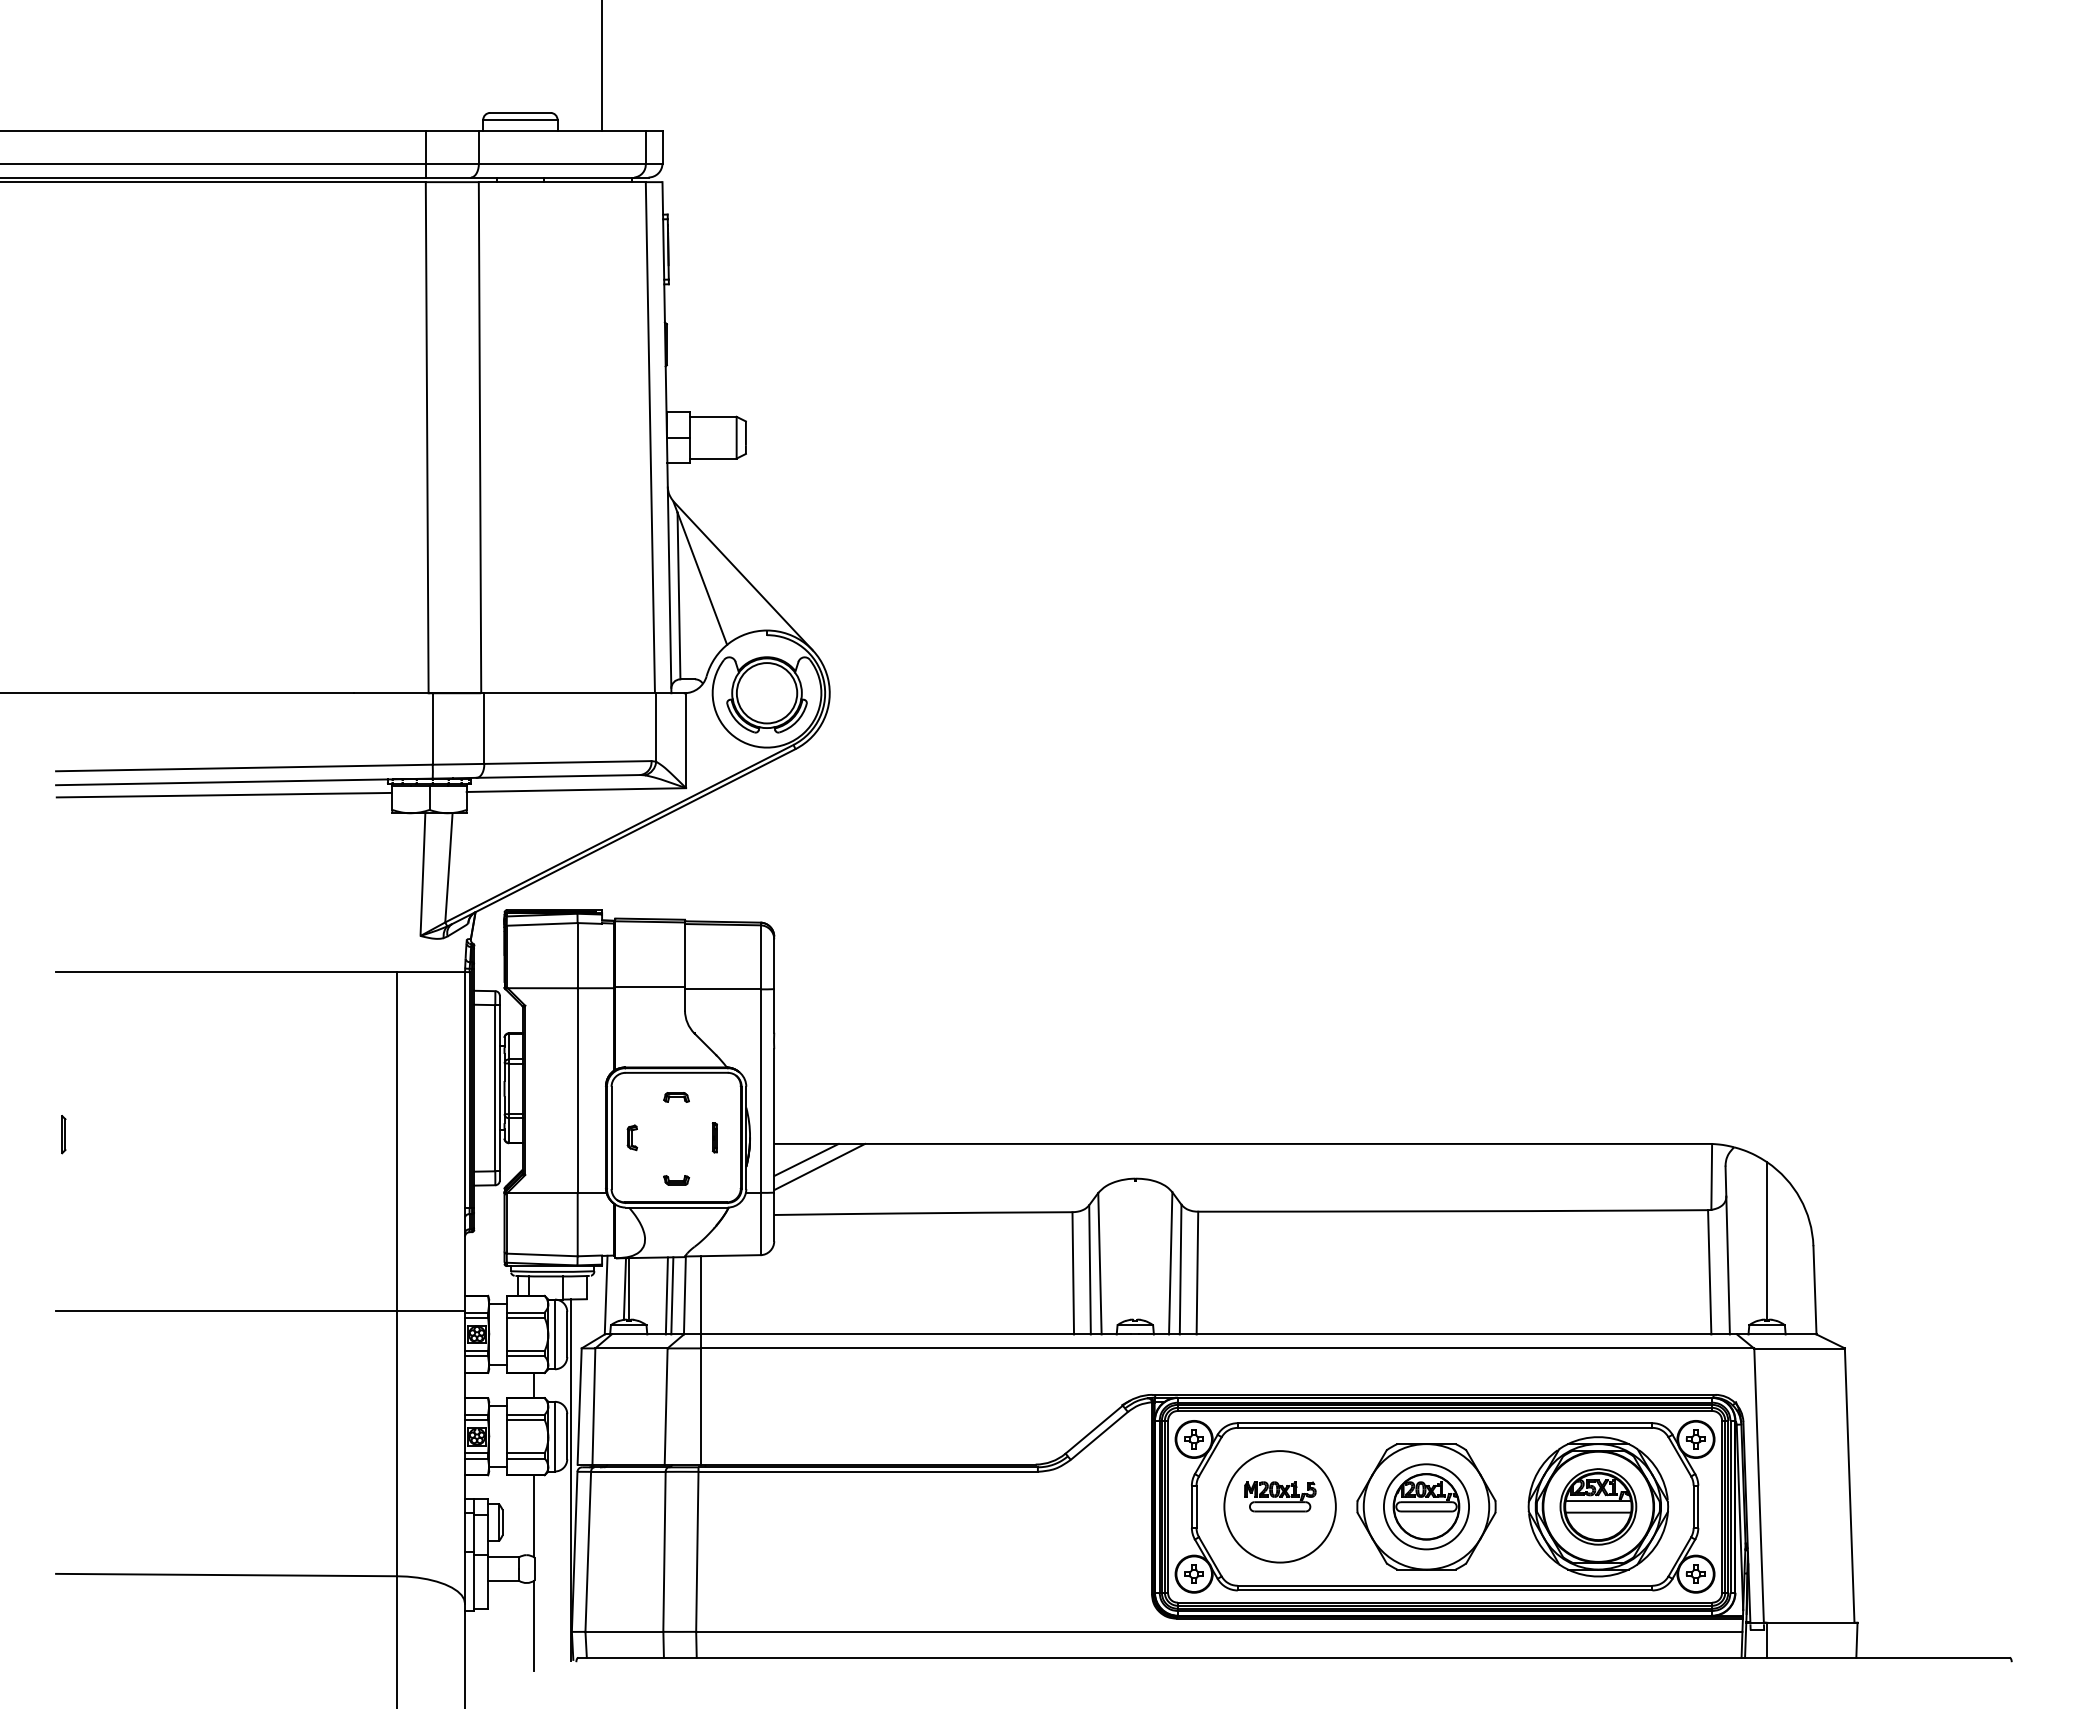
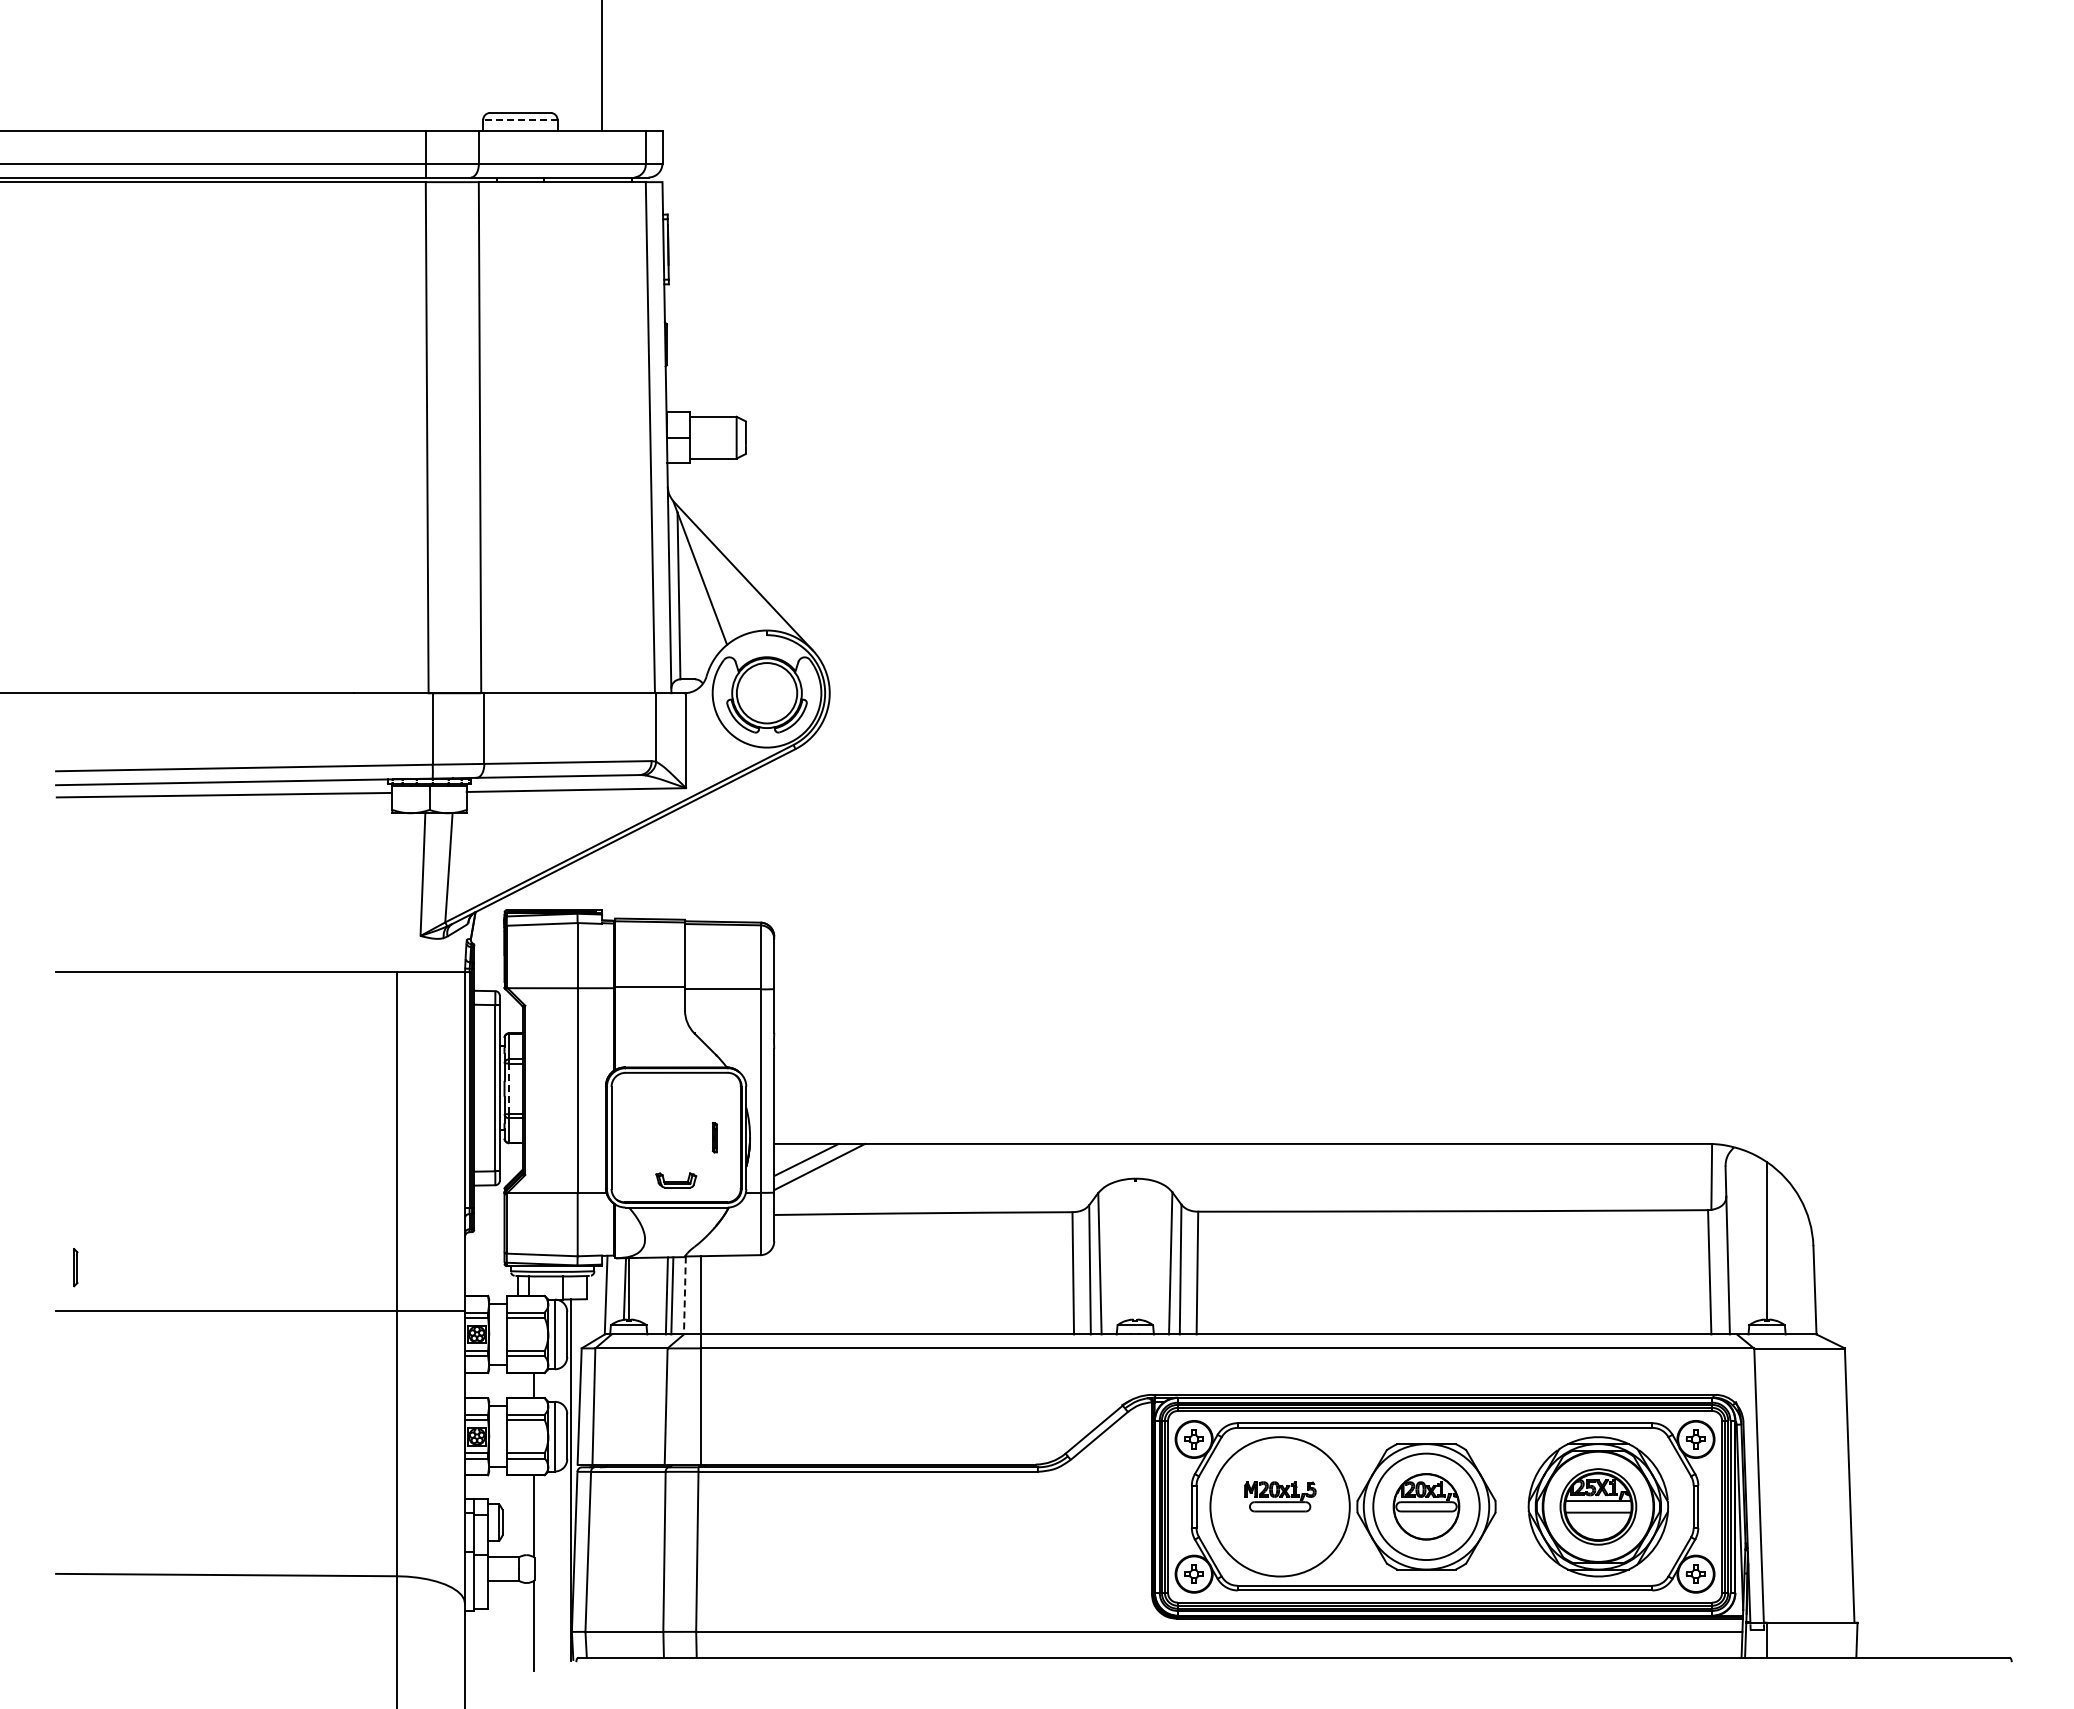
line: solid -> dashed (519, 119)
line: solid -> dashed (509, 1088)
part: present -> none (676, 1097)
part position: (63, 1134) -> (75, 1267) (75, 1267)
part: present -> none (632, 1137)
part size: 28x11 px -> 43x17 px (676, 1180)
line: solid -> dashed (684, 1295)
circle diameter: 112 px -> 139 px (1279, 1506)
circle diameter: 85 px -> 106 px (1426, 1506)
